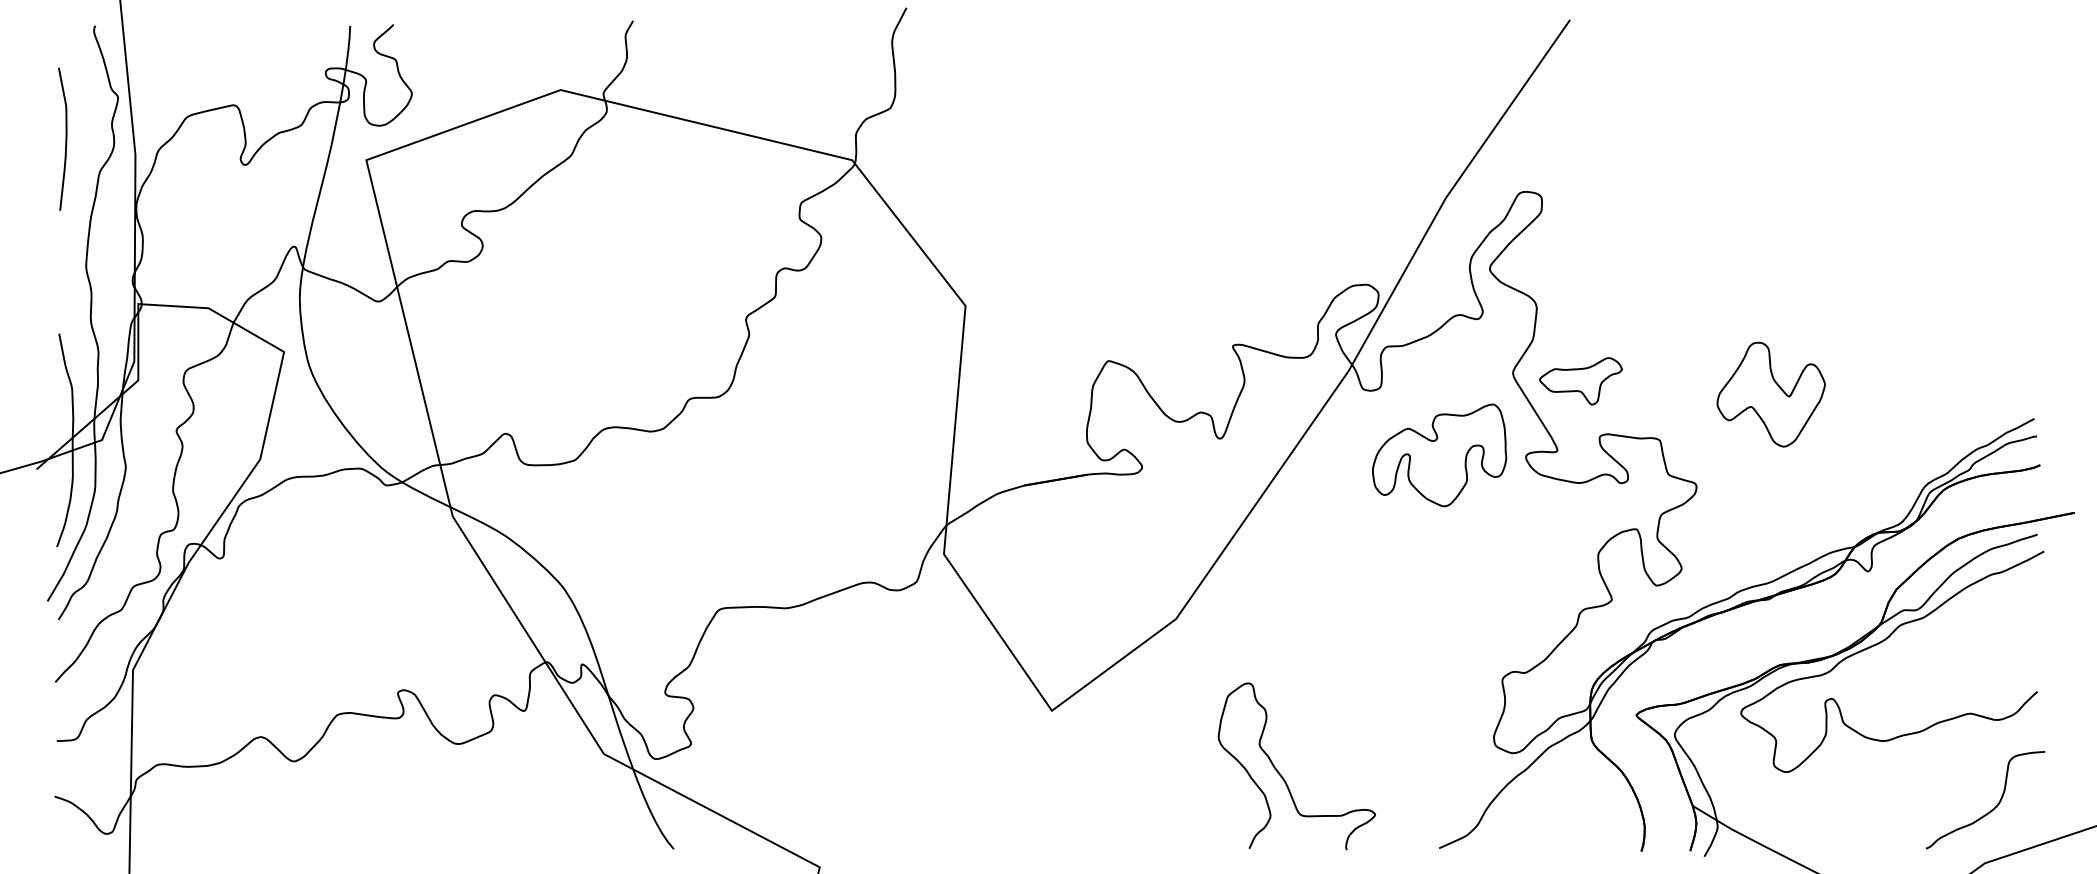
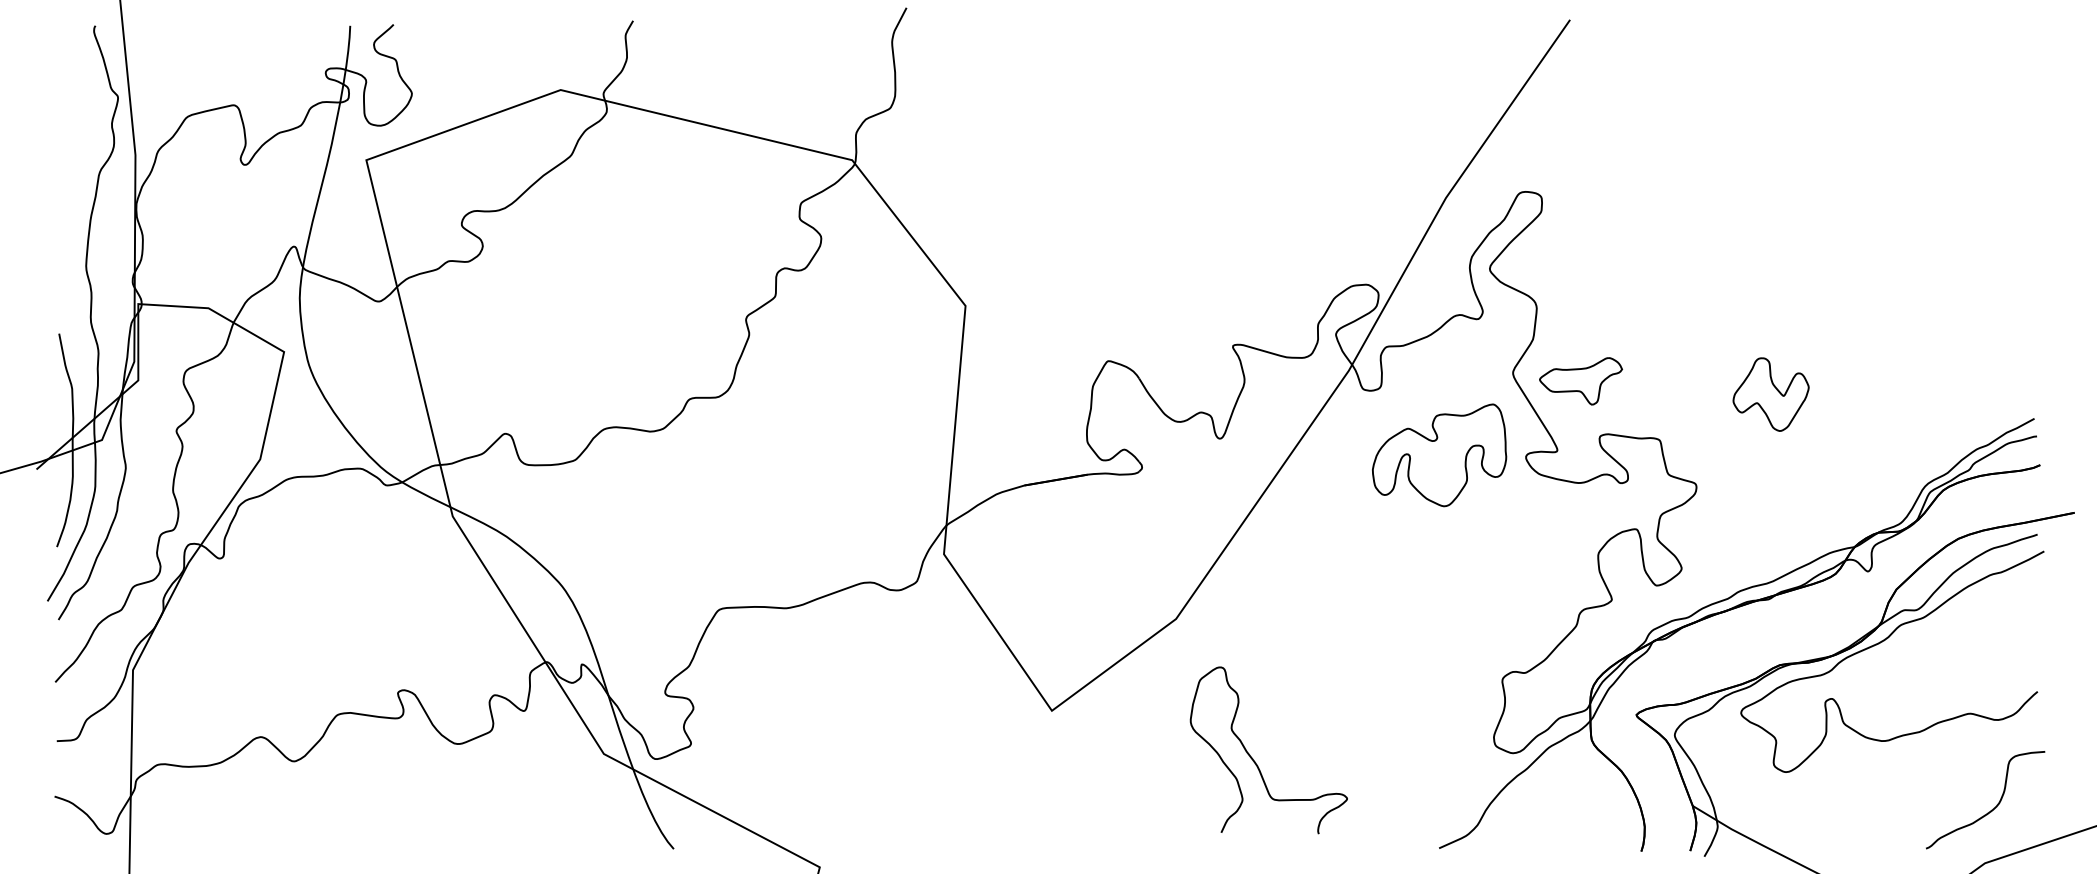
curve: present -> none (65, 138)
part size: 110x107 px -> 78x75 px (1770, 394)
curve position: (1281, 774) -> (1253, 758) (1253, 758)
